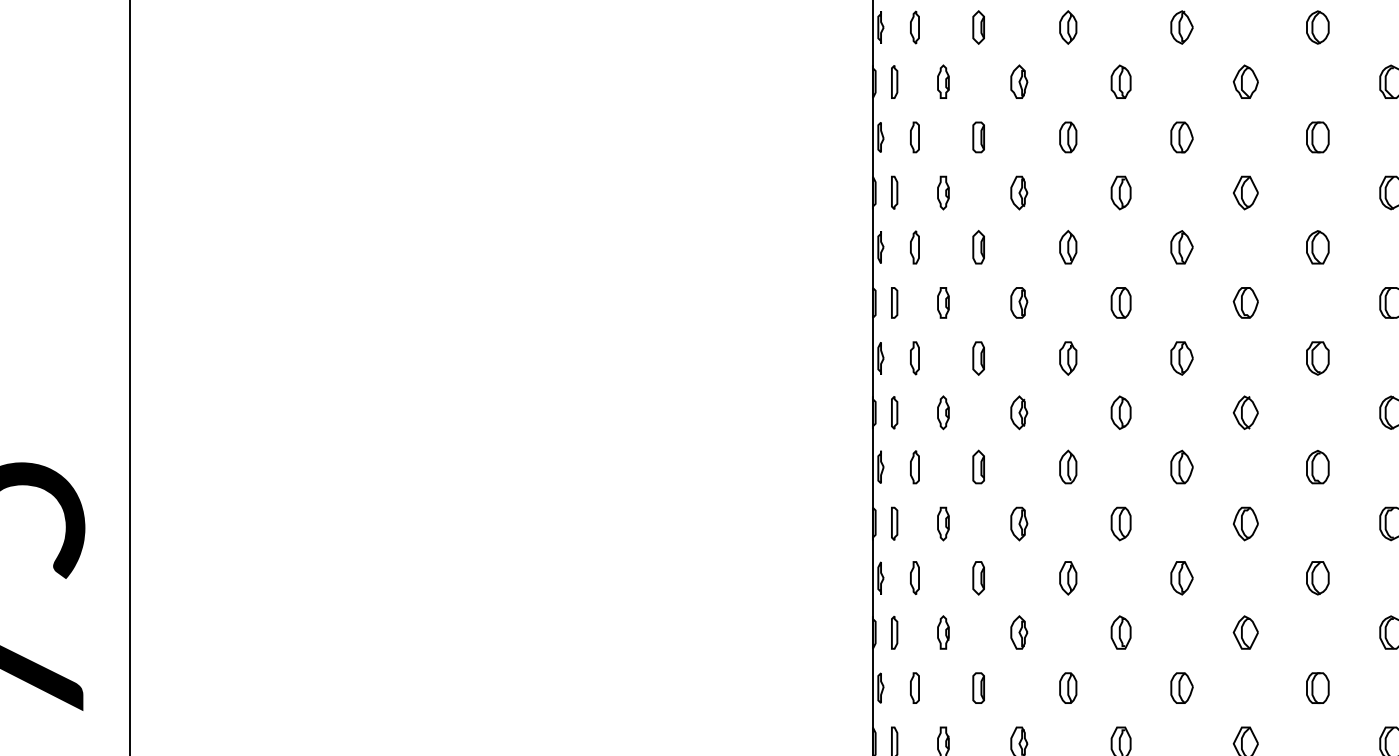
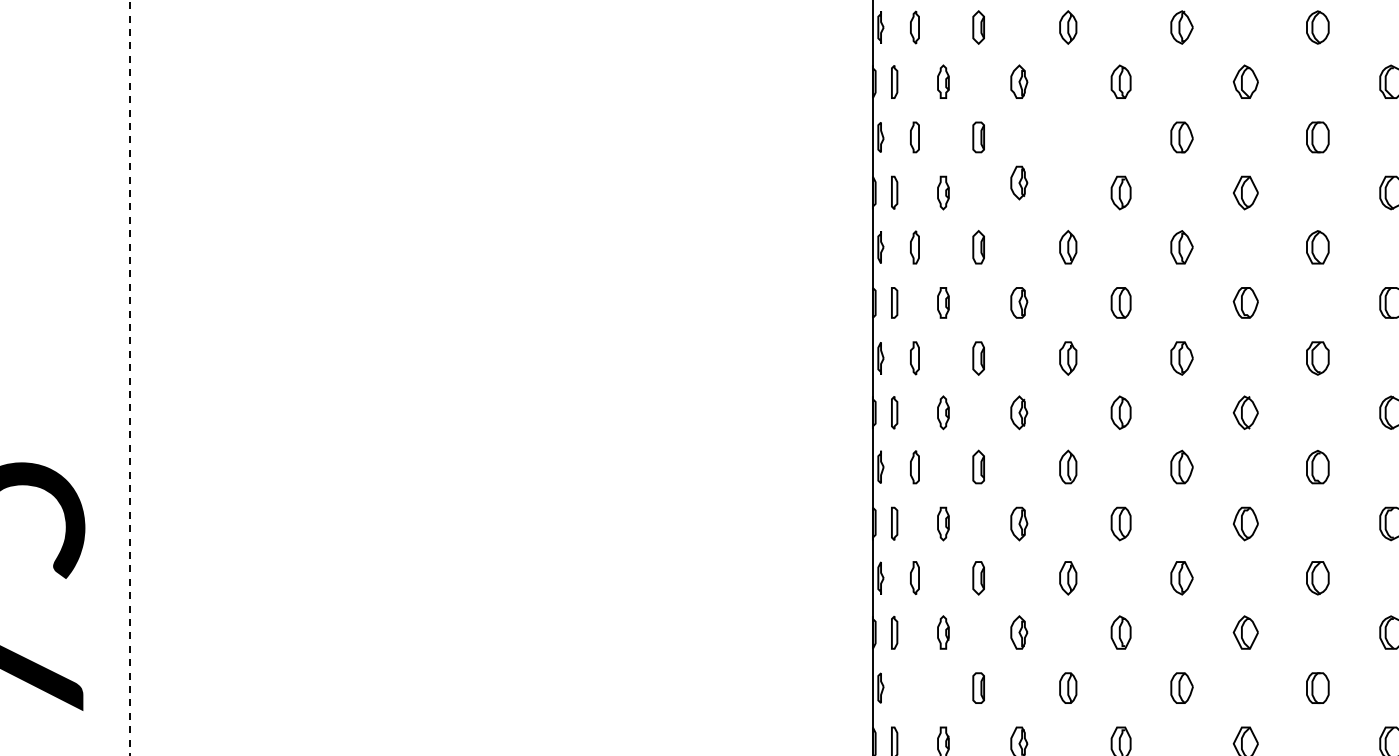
part: present -> none (1068, 137)
part position: (1019, 192) -> (1019, 182) (1019, 182)
line: solid -> dashed (129, 377)
part: present -> none (914, 687)
